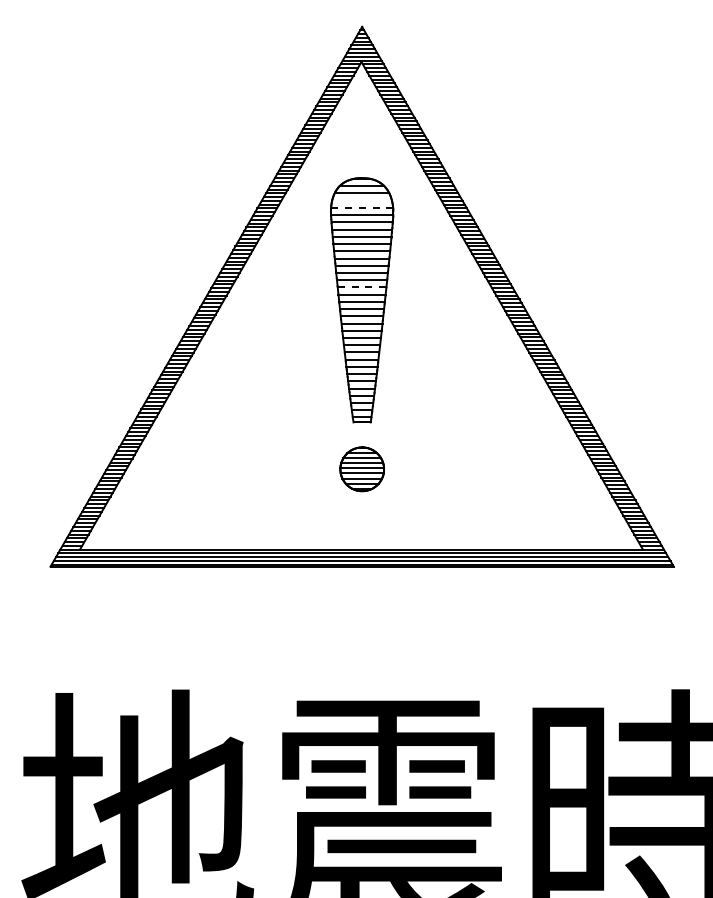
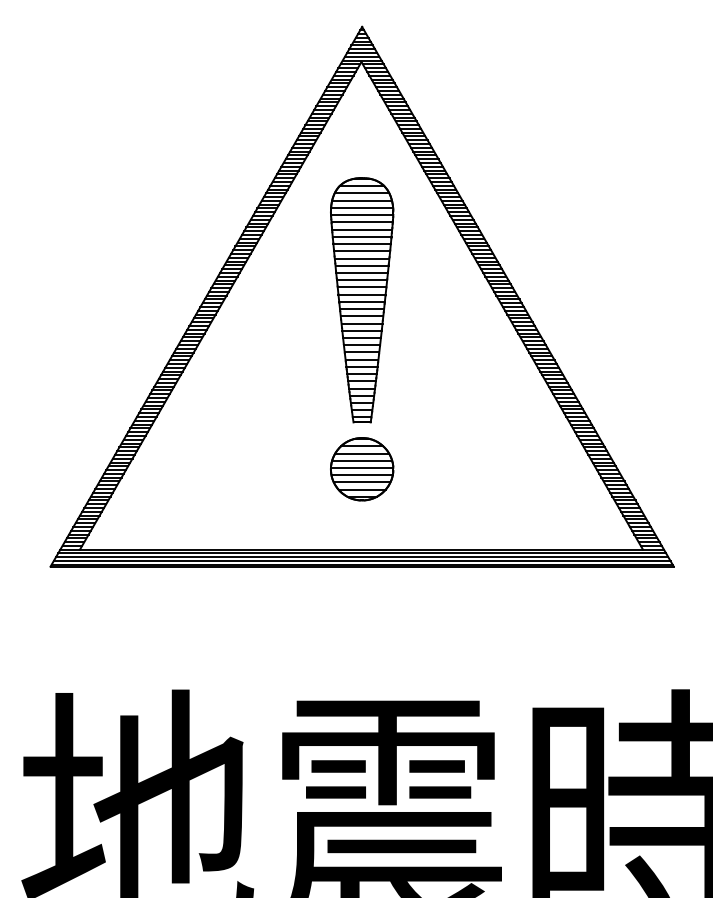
line: none -> present (362, 200)
line: dashed -> solid (362, 207)
line: dashed -> solid (362, 287)
part size: 46x47 px -> 65x65 px (362, 469)
